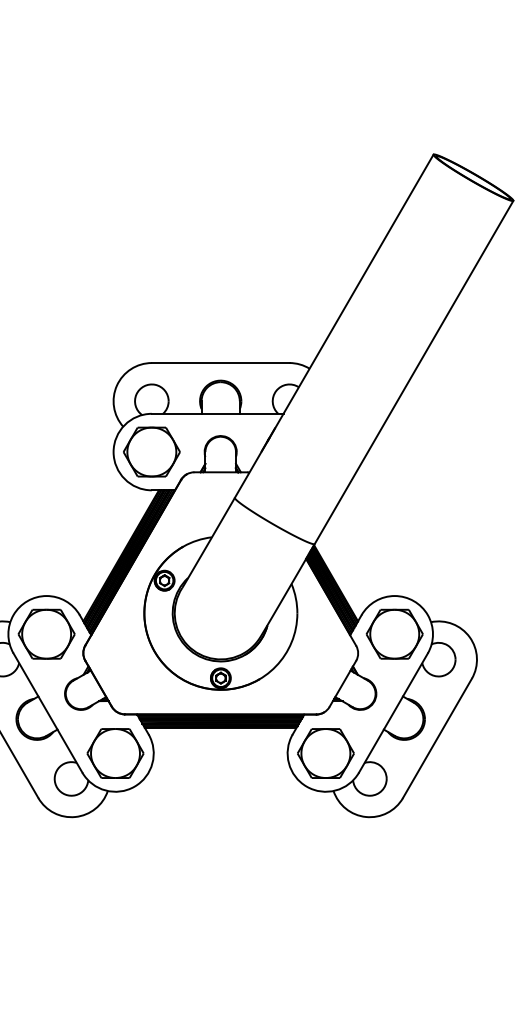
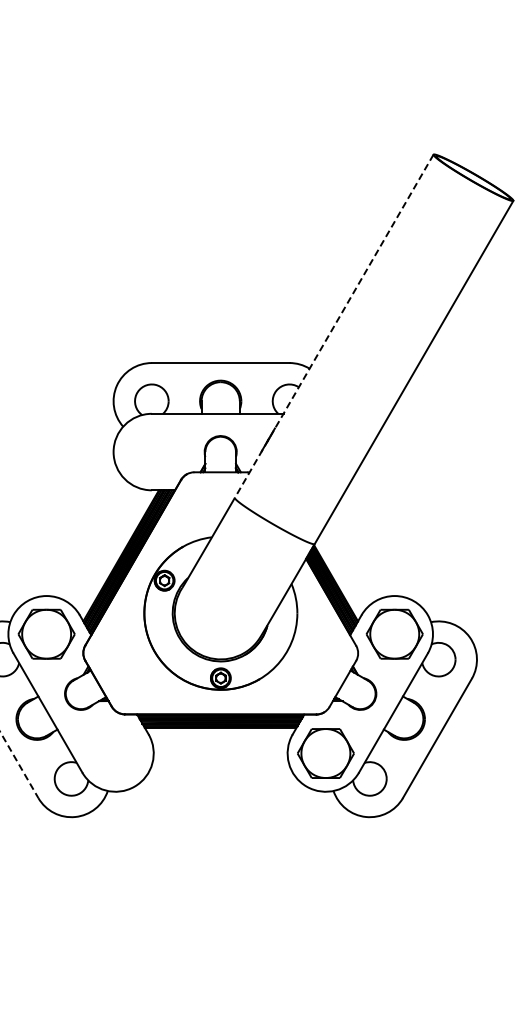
line: solid -> dashed (333, 326)
part: present -> none (151, 451)
part: present -> none (115, 753)
line: solid -> dashed (19, 765)
